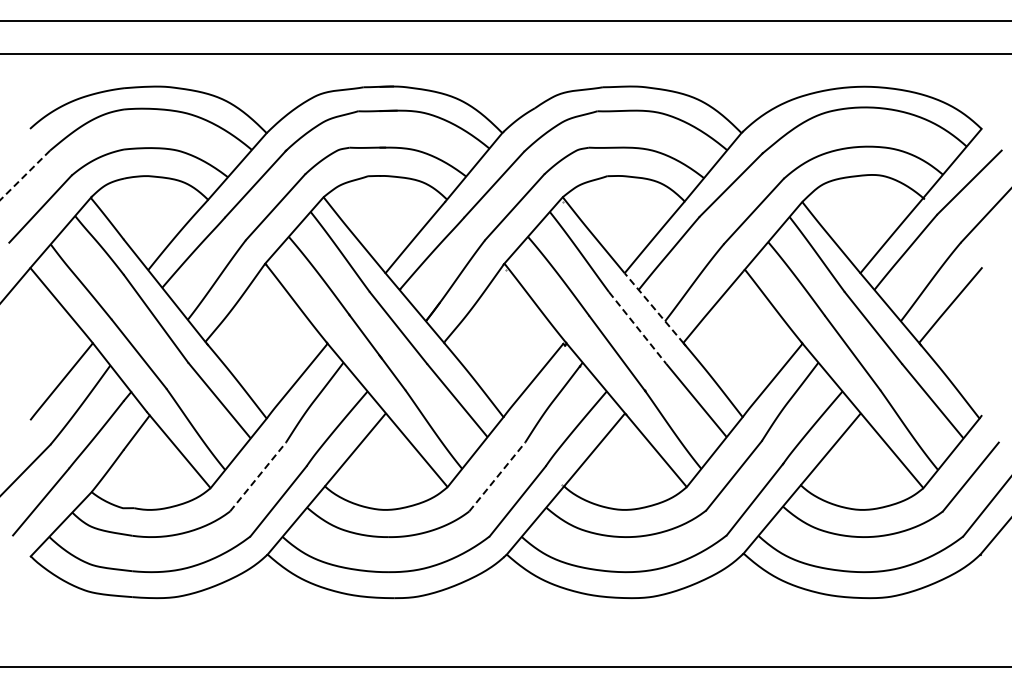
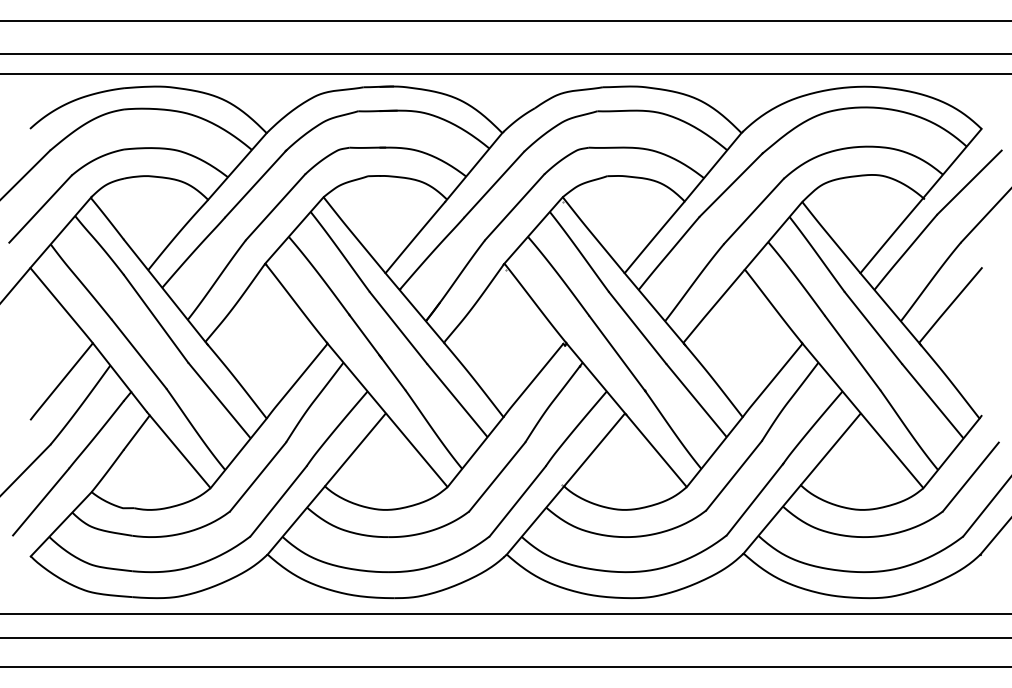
line: none -> present (505, 74)
line: dashed -> solid (25, 175)
line: dashed -> solid (653, 308)
line: dashed -> solid (637, 327)
line: dashed -> solid (258, 476)
line: dashed -> solid (497, 476)
line: none -> present (505, 614)
line: none -> present (505, 637)
